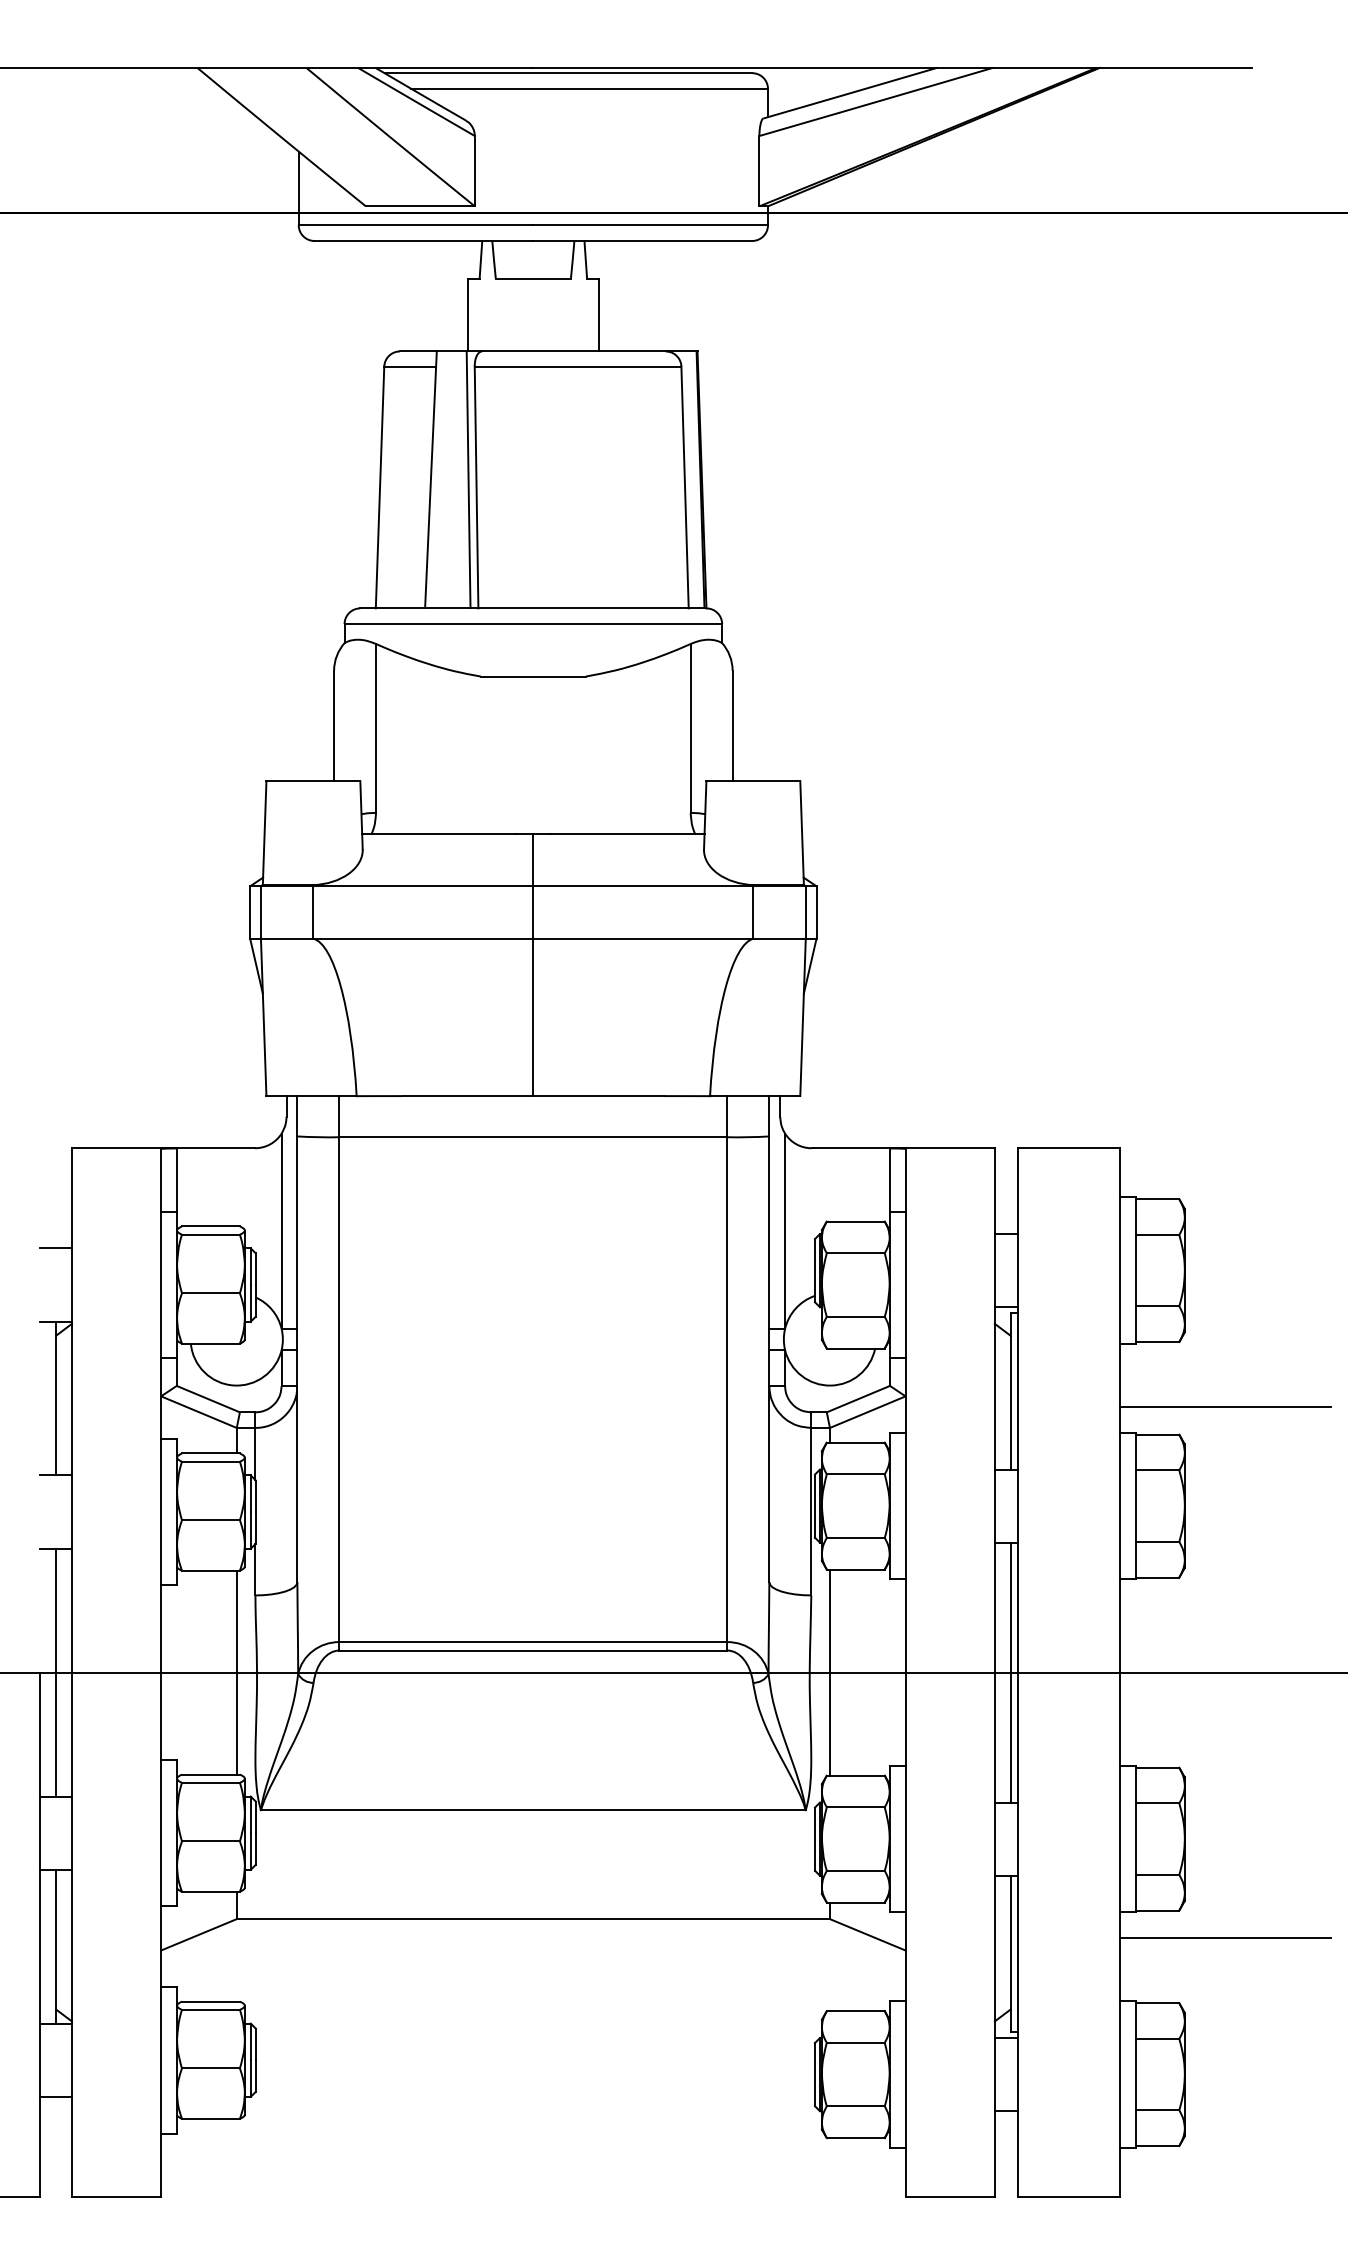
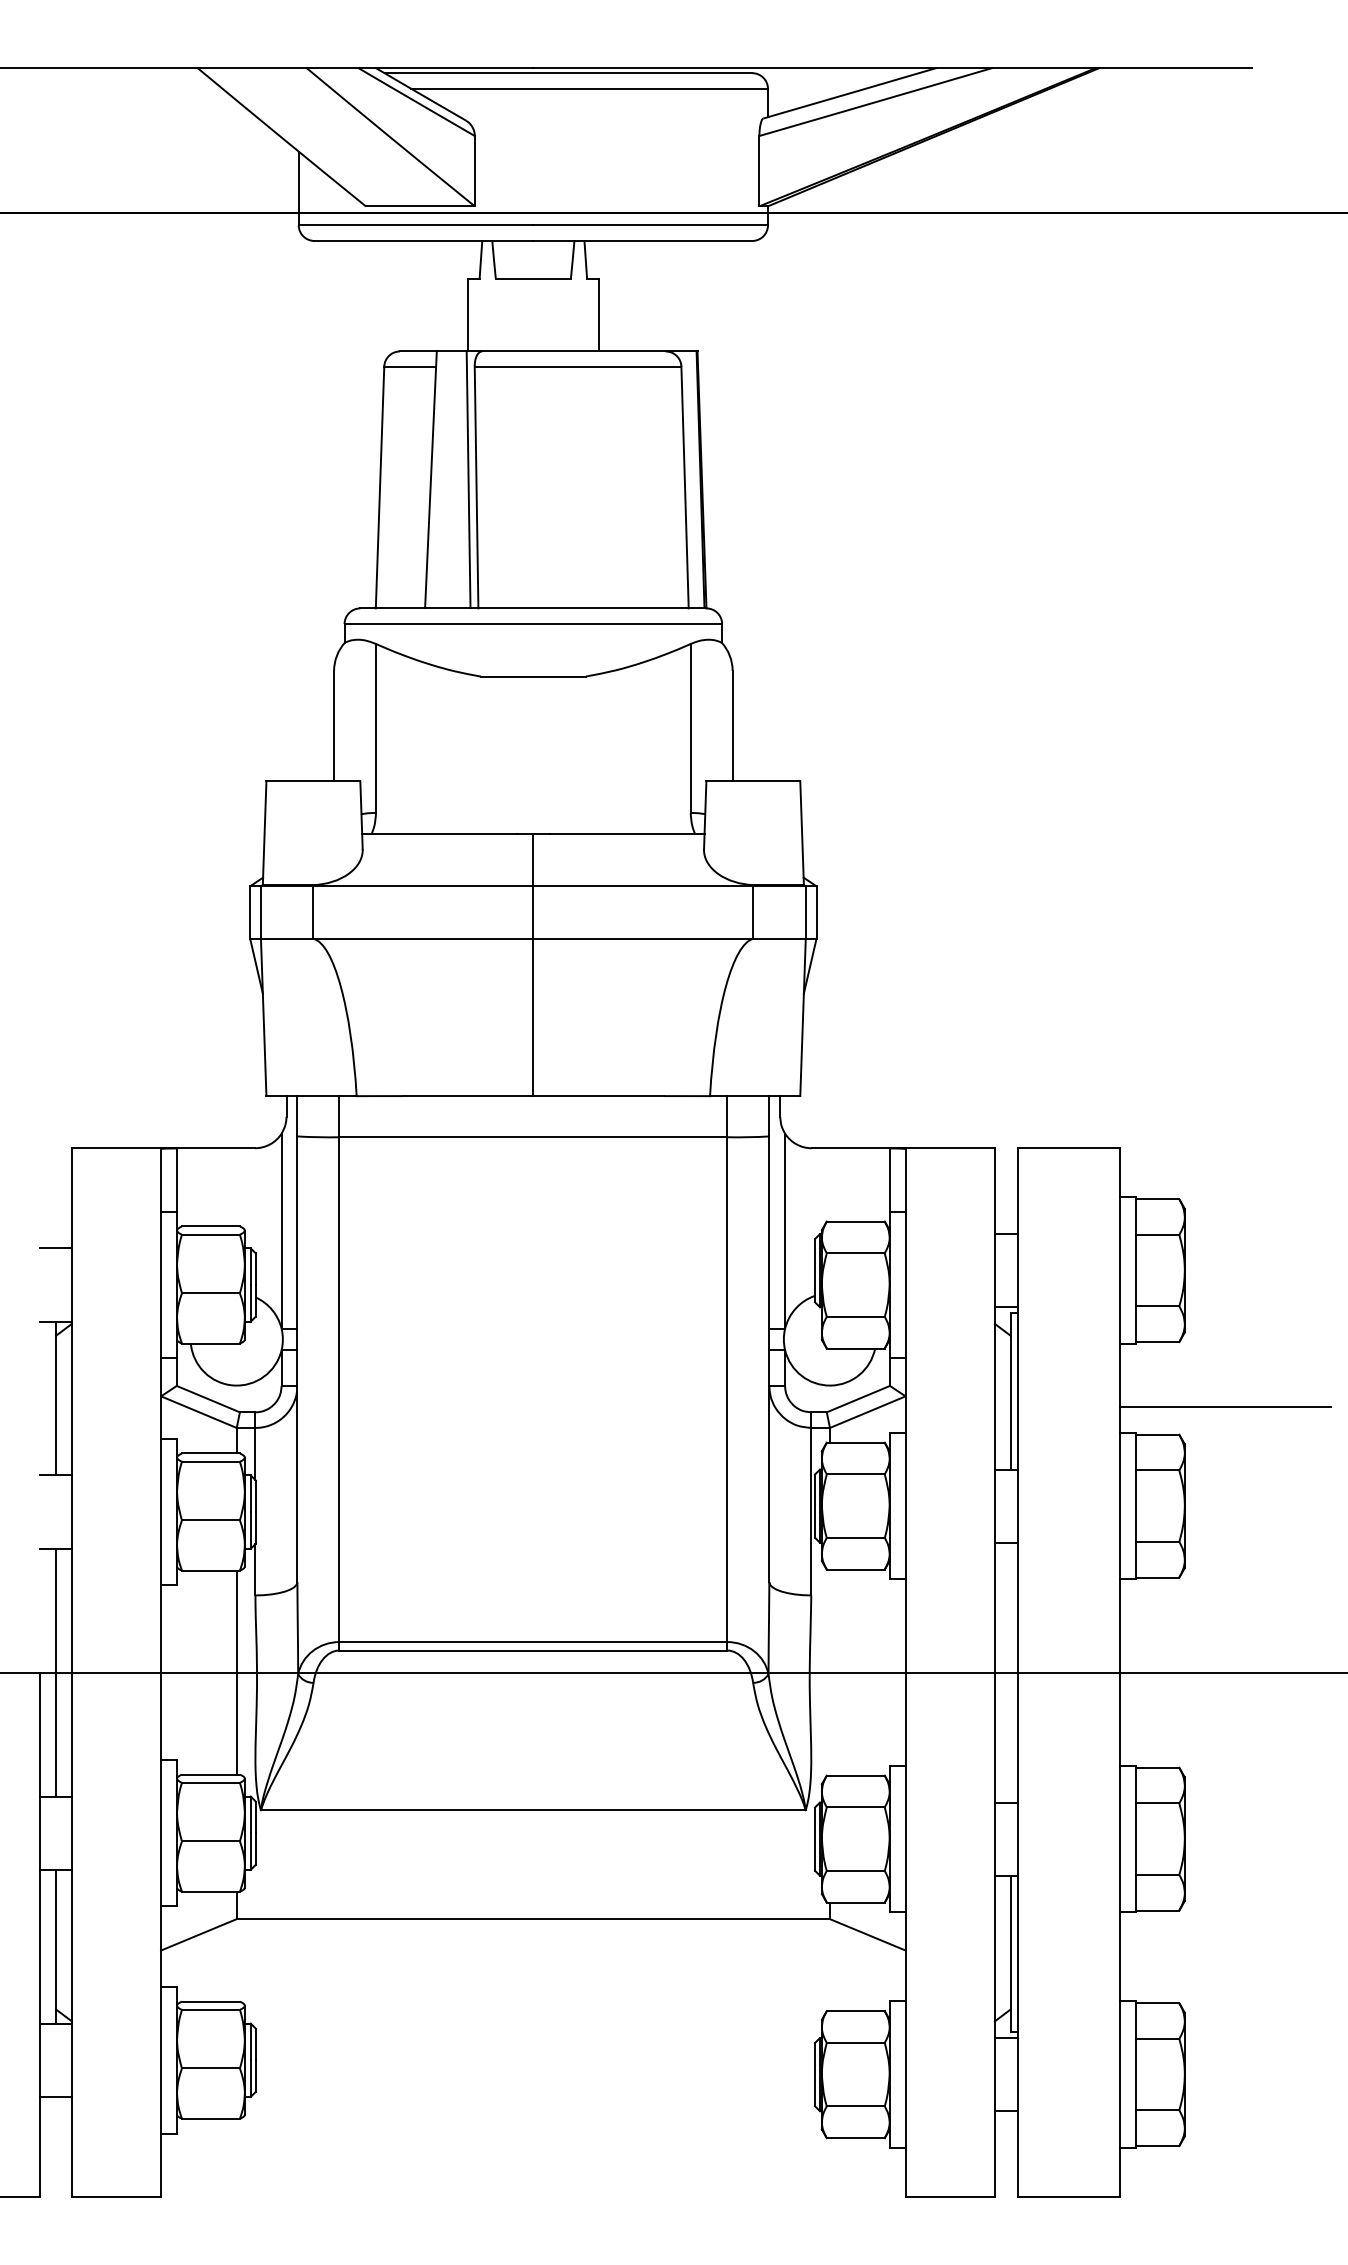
line: present -> none (829, 1672)
line: present -> none (1010, 1672)
line: present -> none (1225, 1938)
